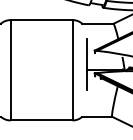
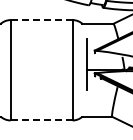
line: solid -> dashed (41, 20)
line: solid -> dashed (41, 120)
